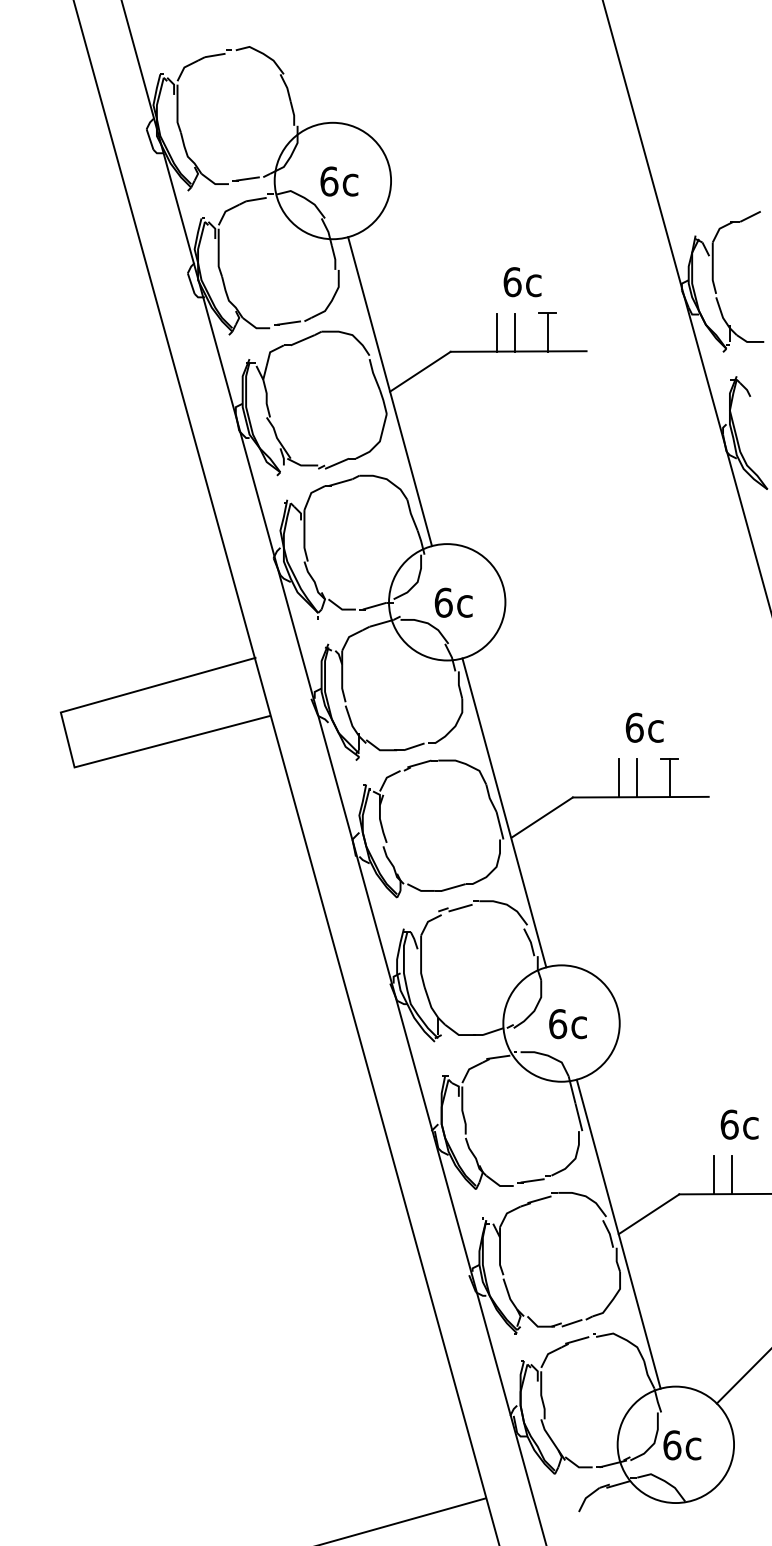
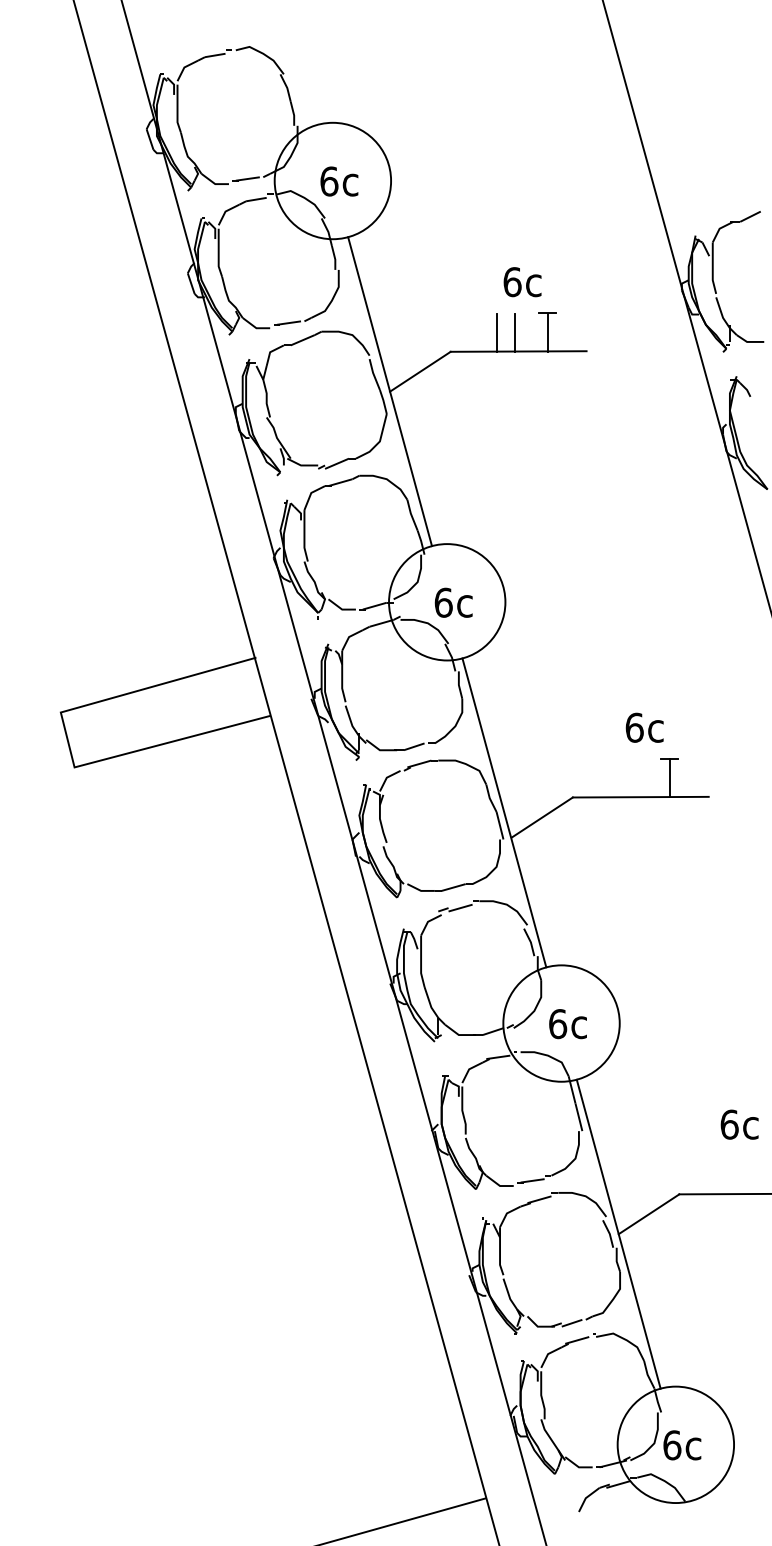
line: present -> none (618, 778)
line: present -> none (637, 778)
line: present -> none (713, 1175)
line: present -> none (732, 1175)
line: present -> none (742, 1377)
